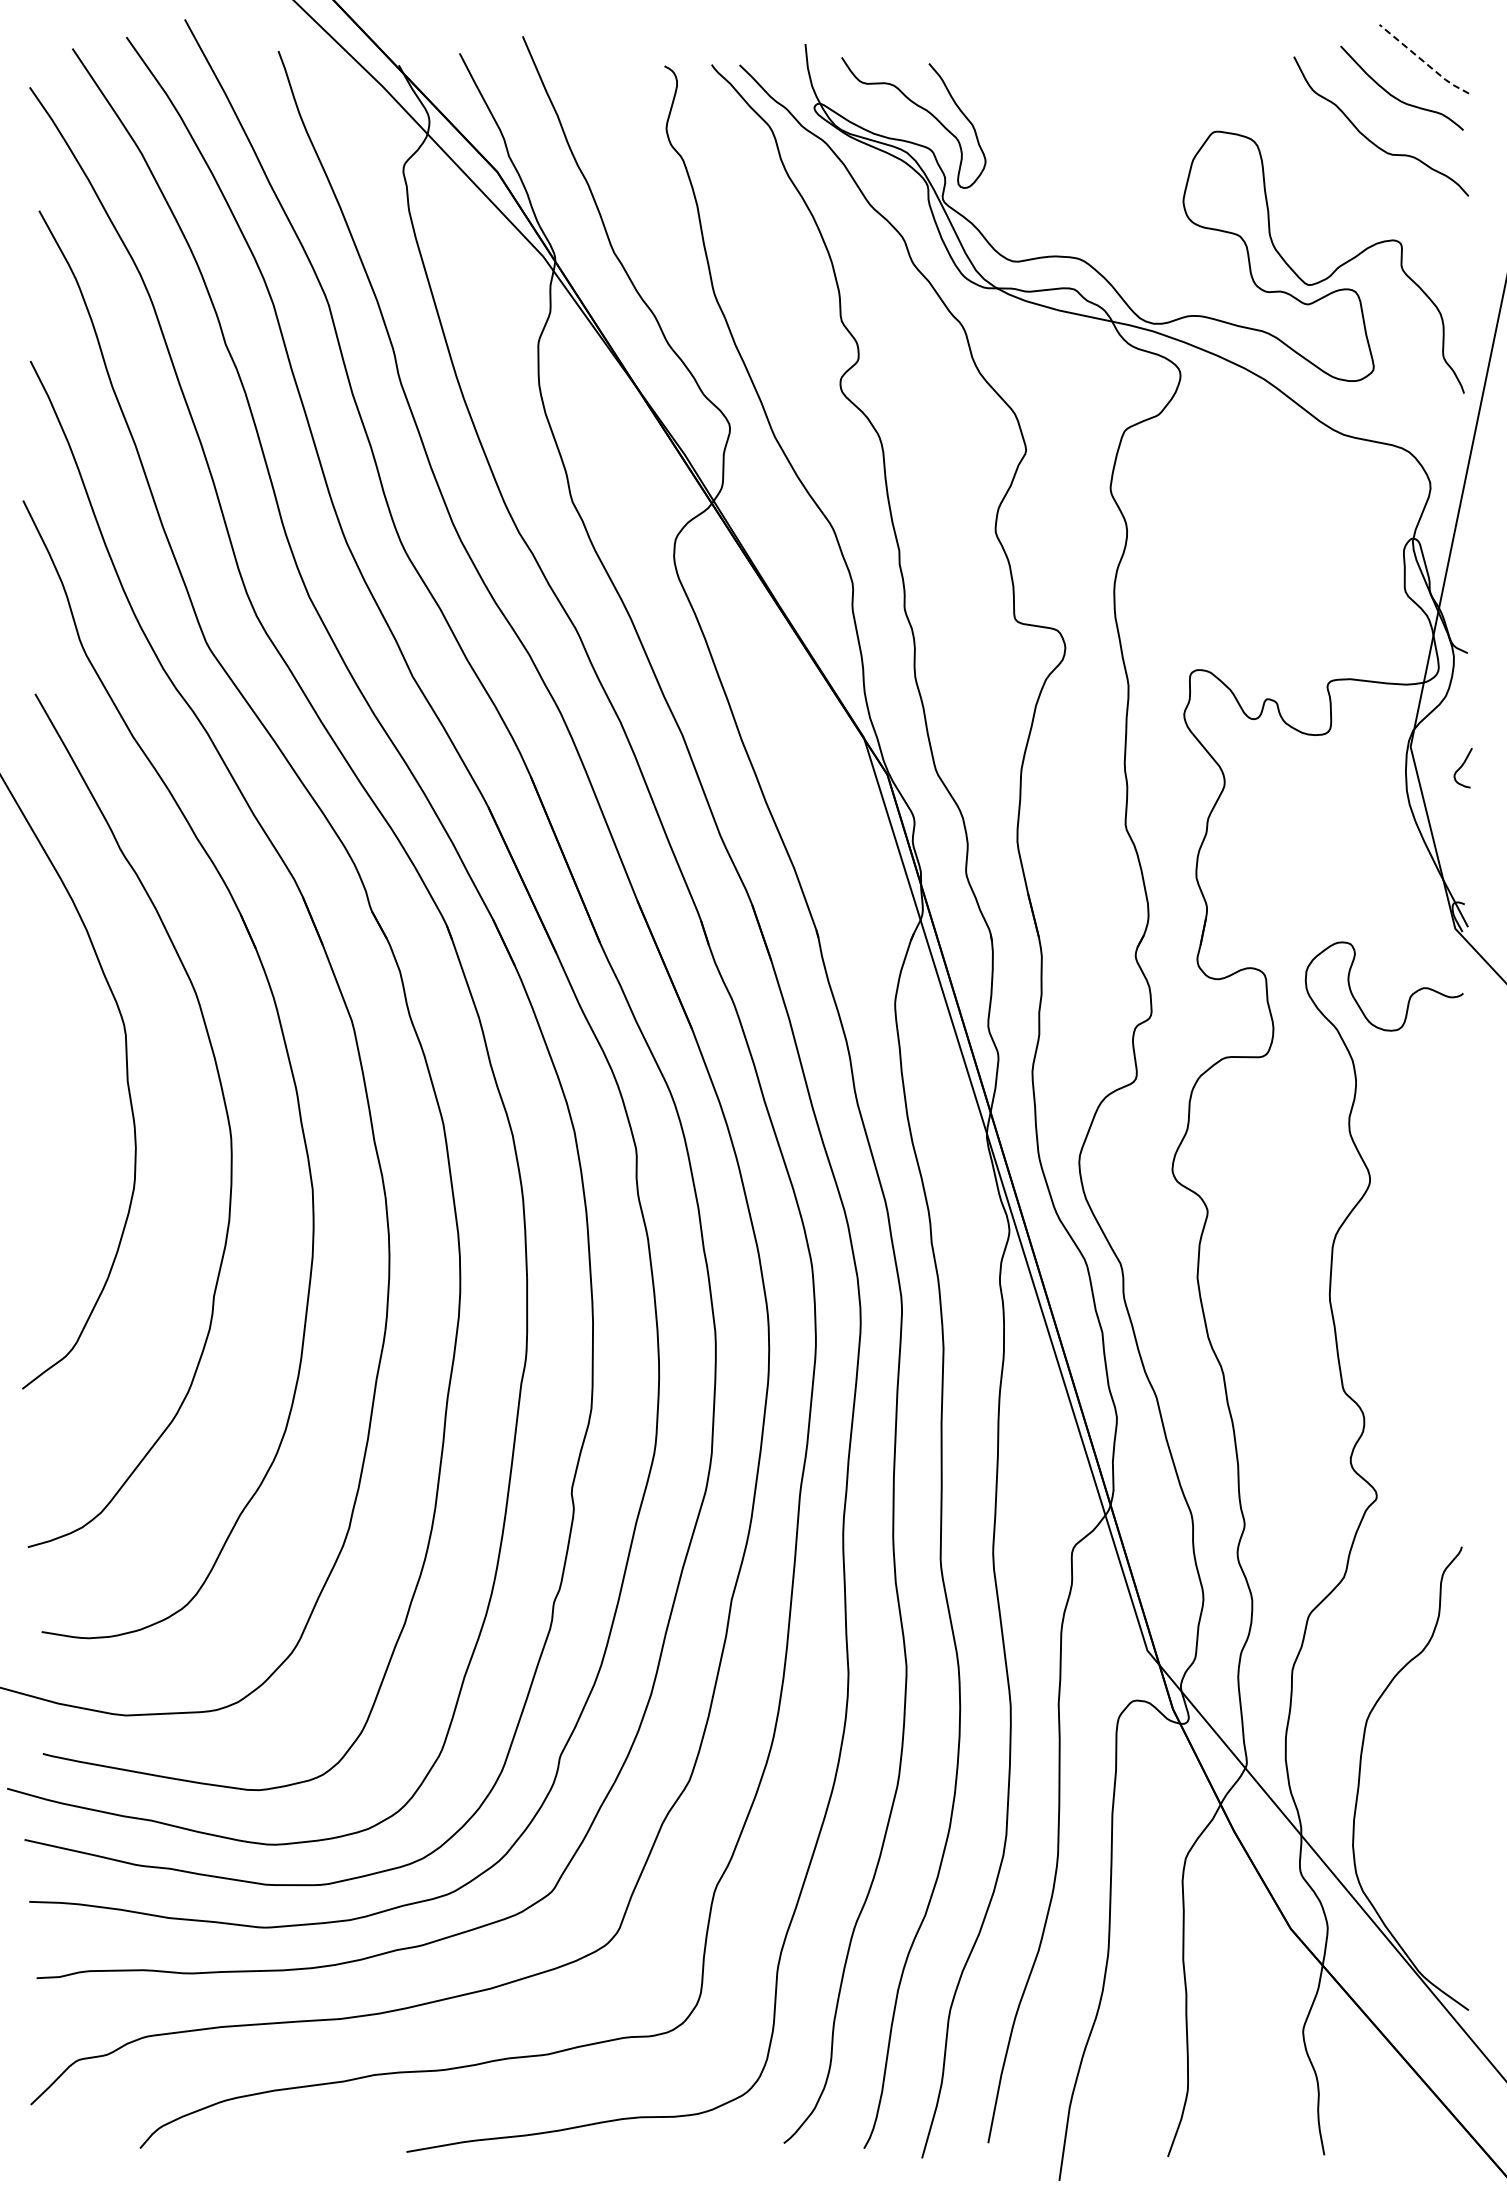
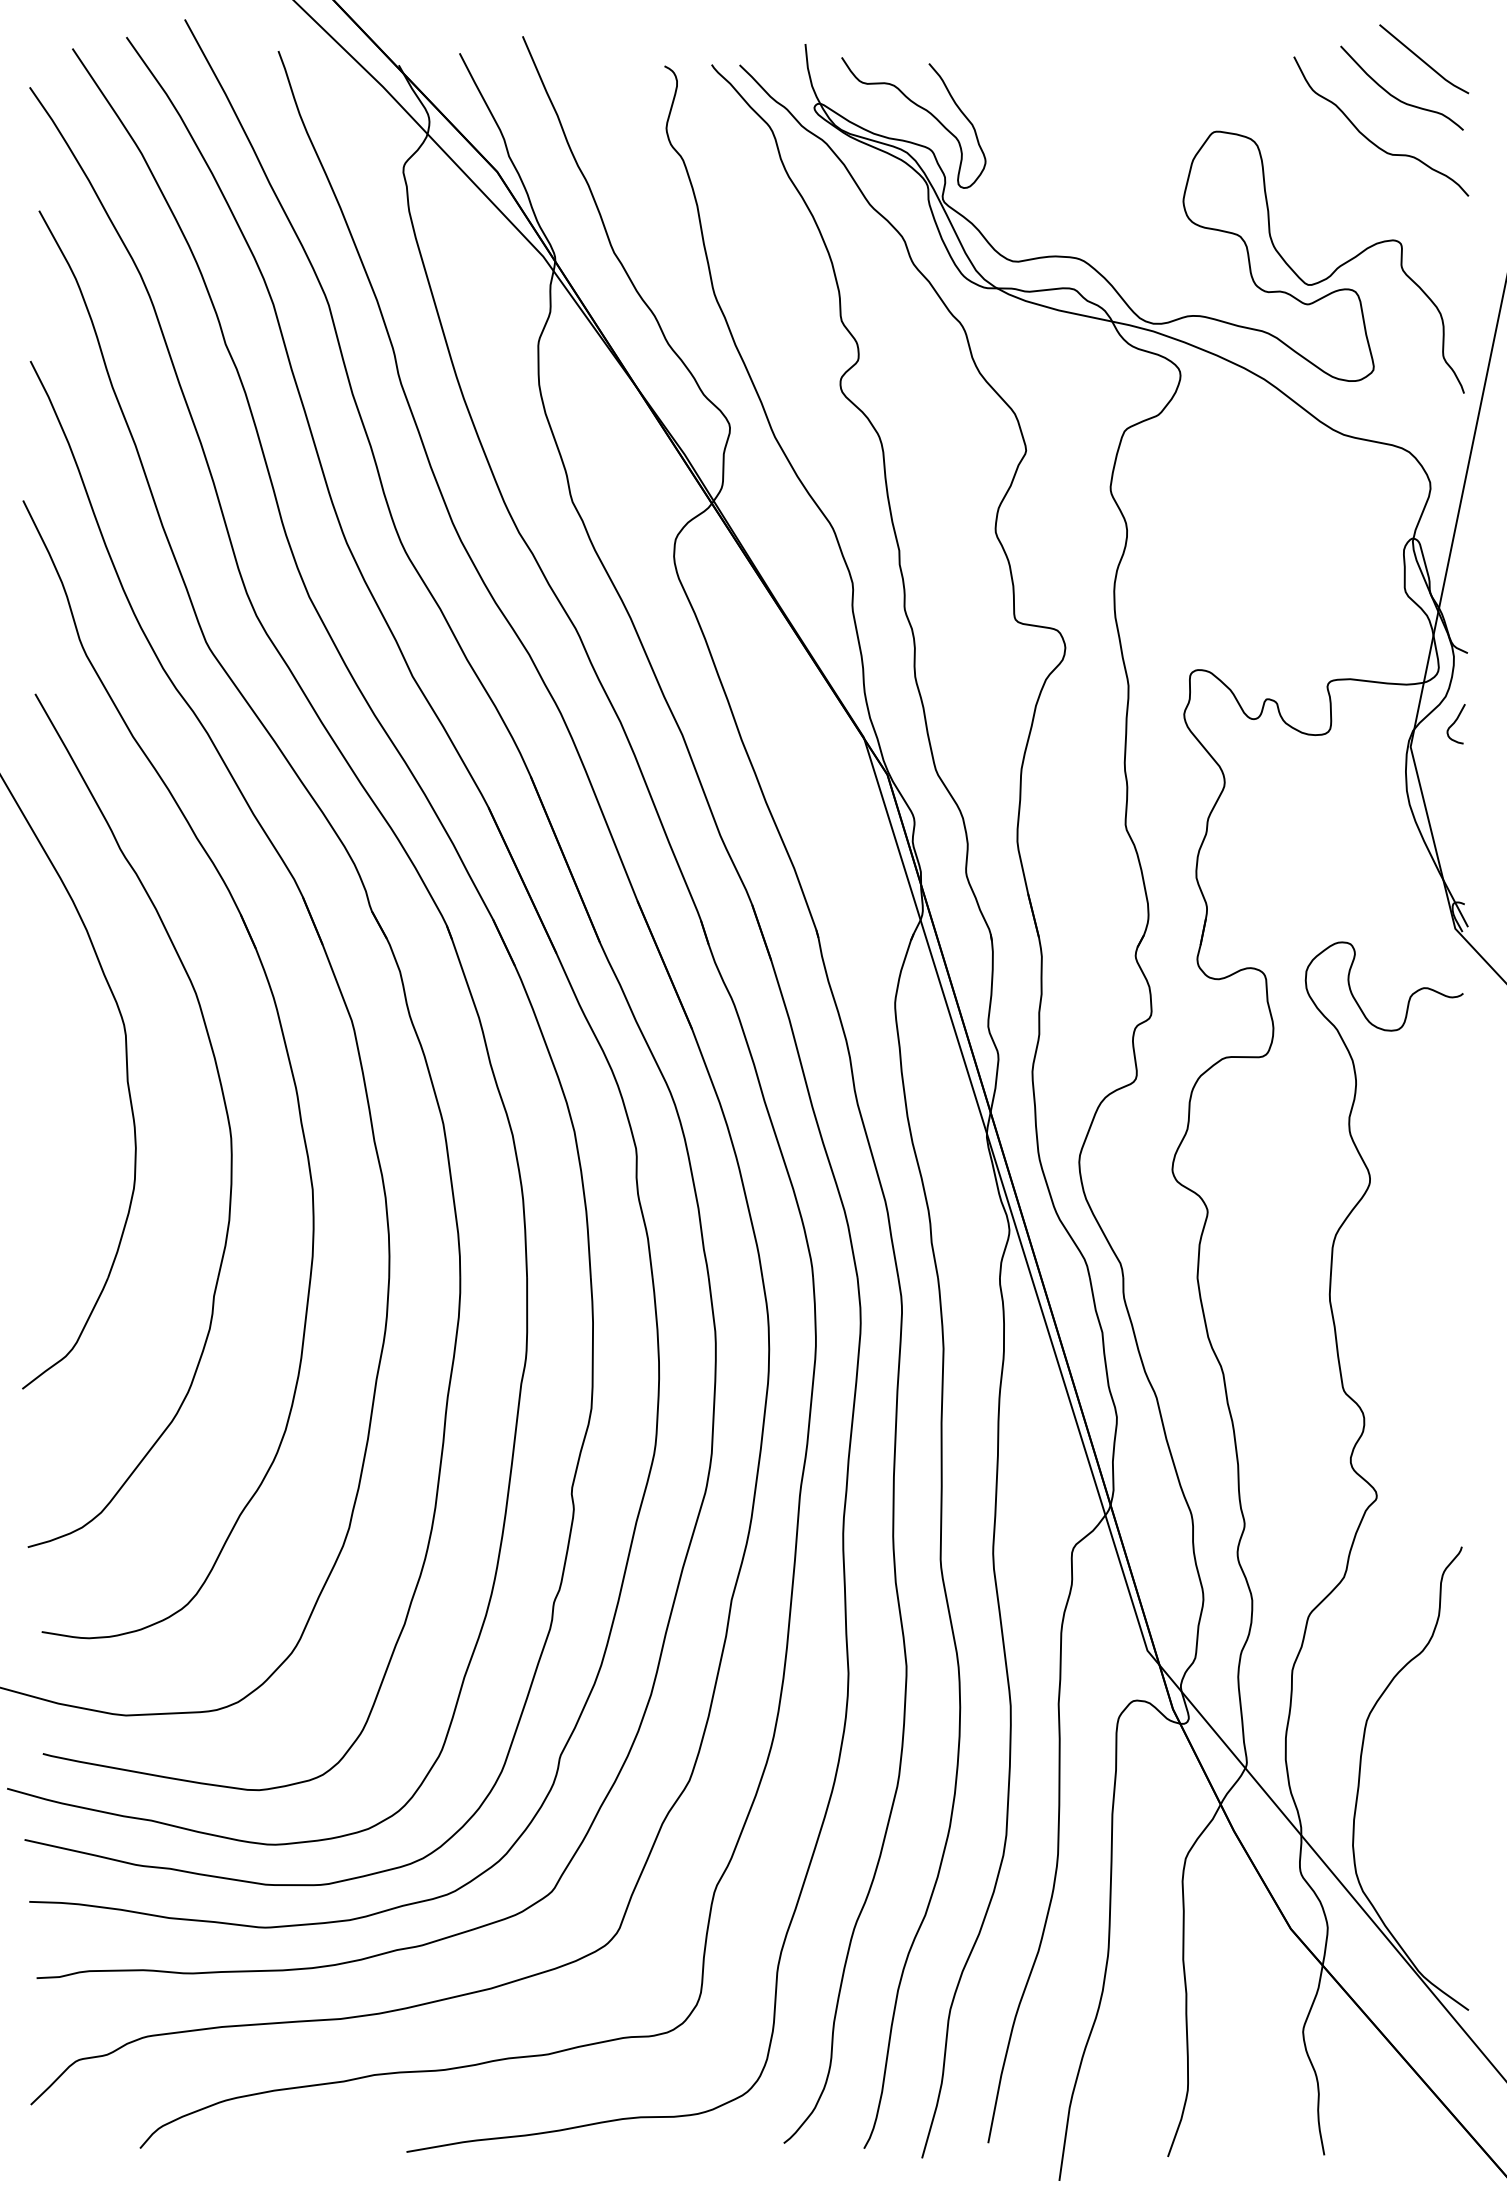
line: dashed -> solid (1424, 61)
curve position: (1461, 767) -> (1454, 723) (1454, 723)
